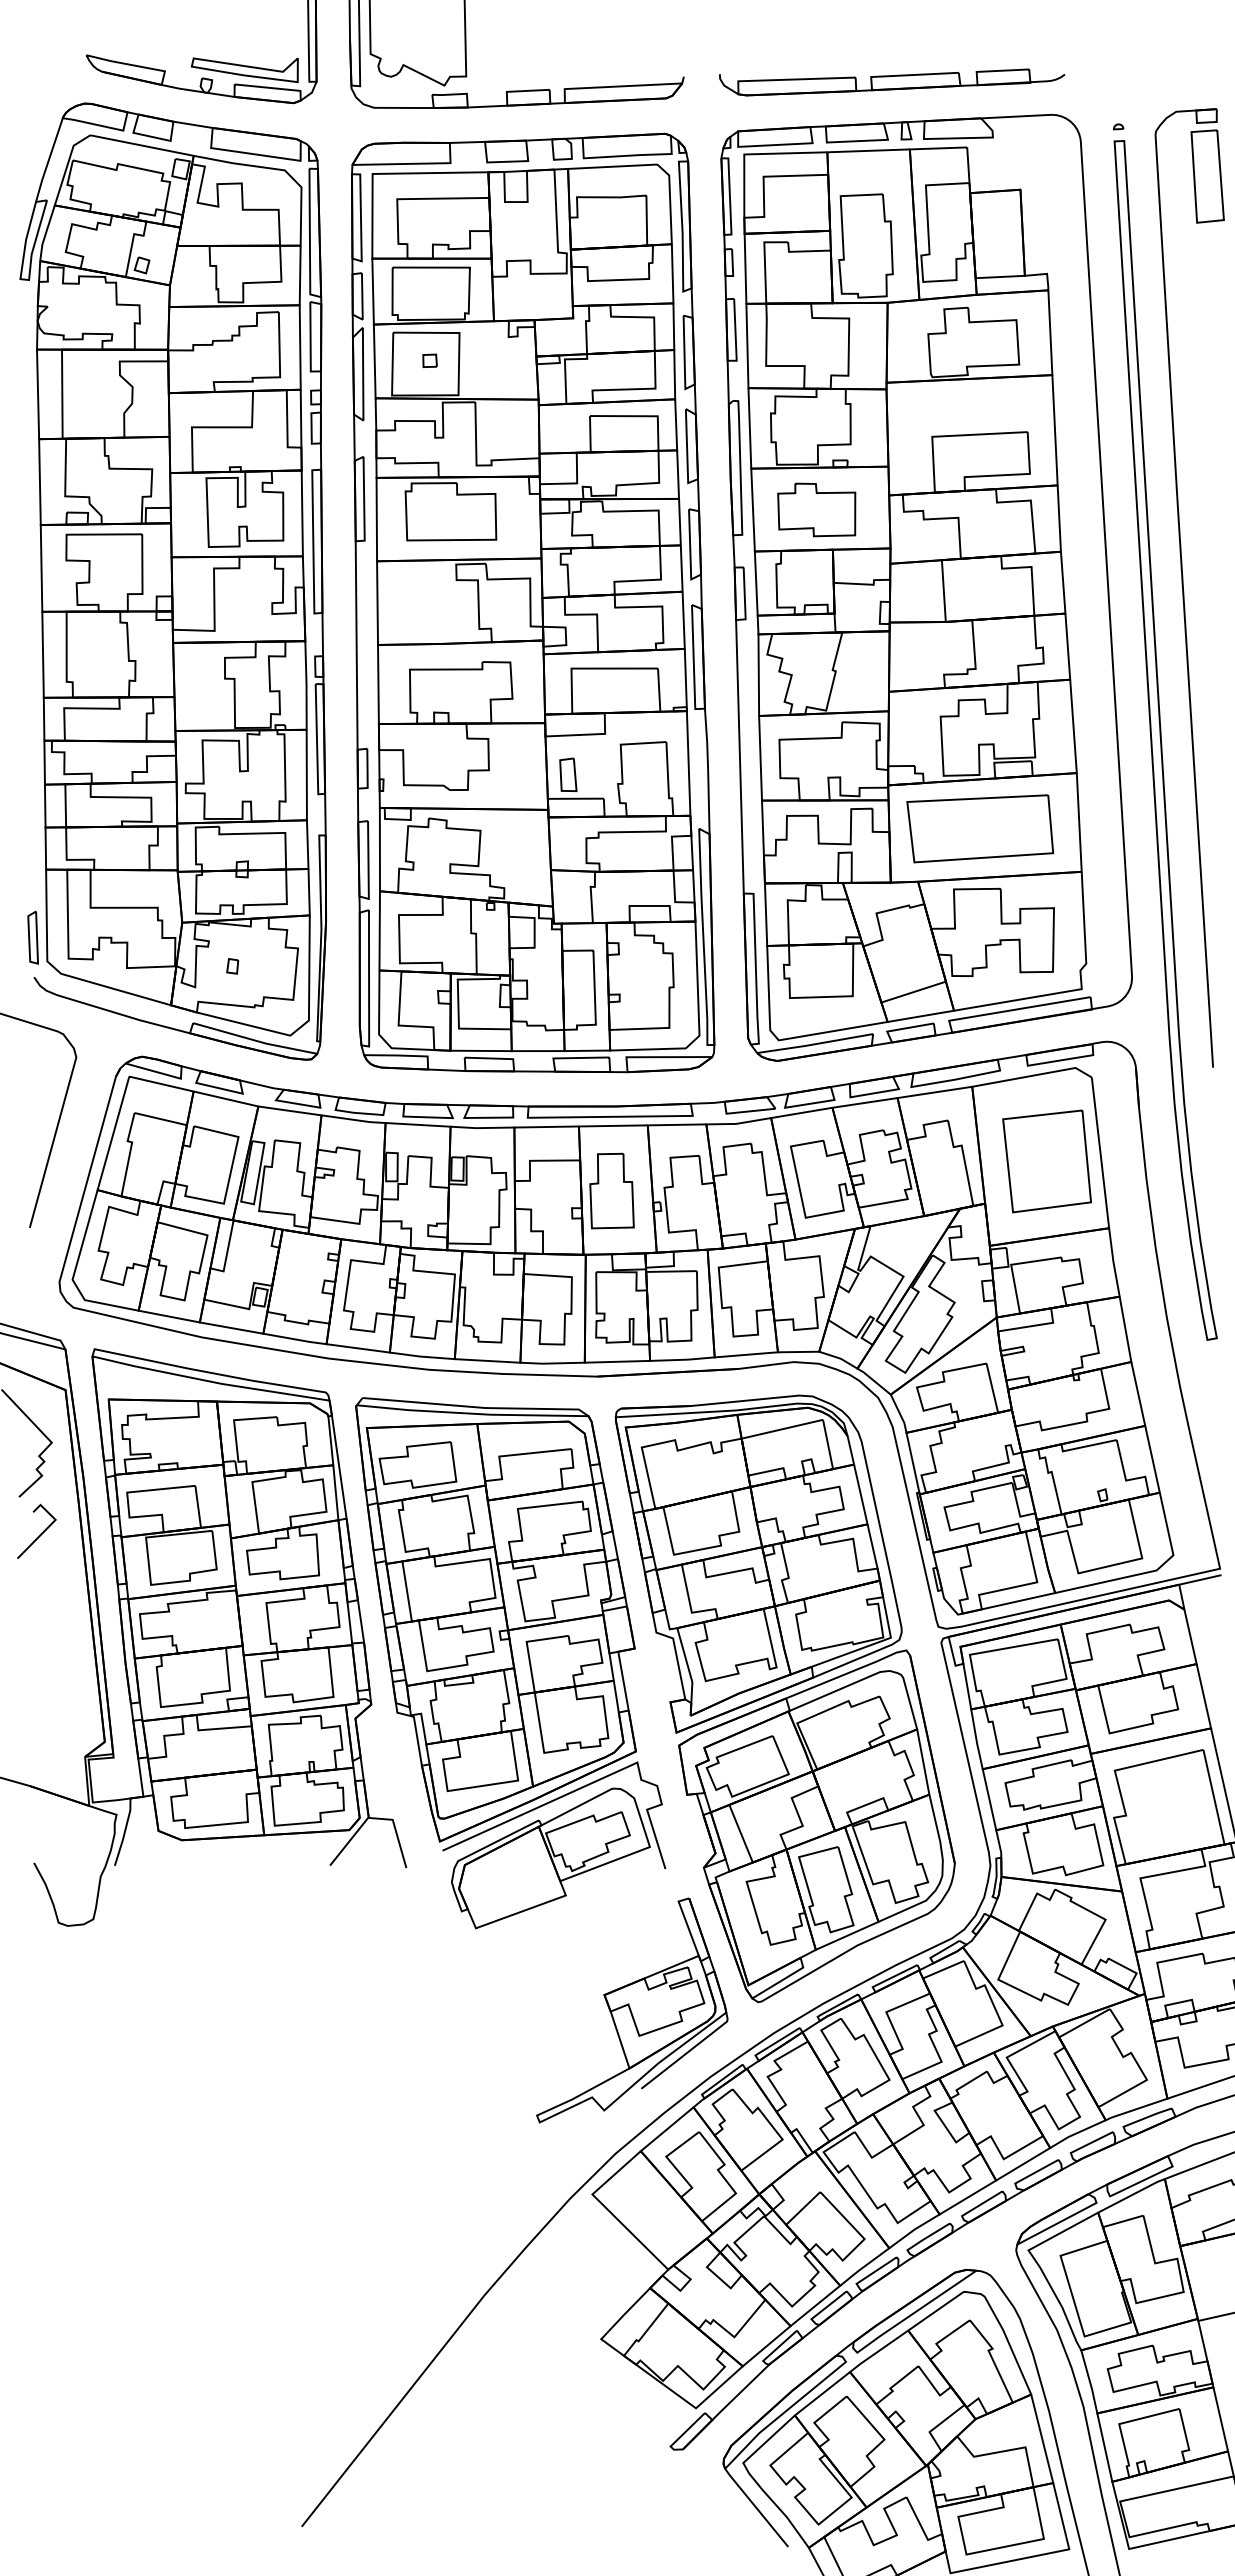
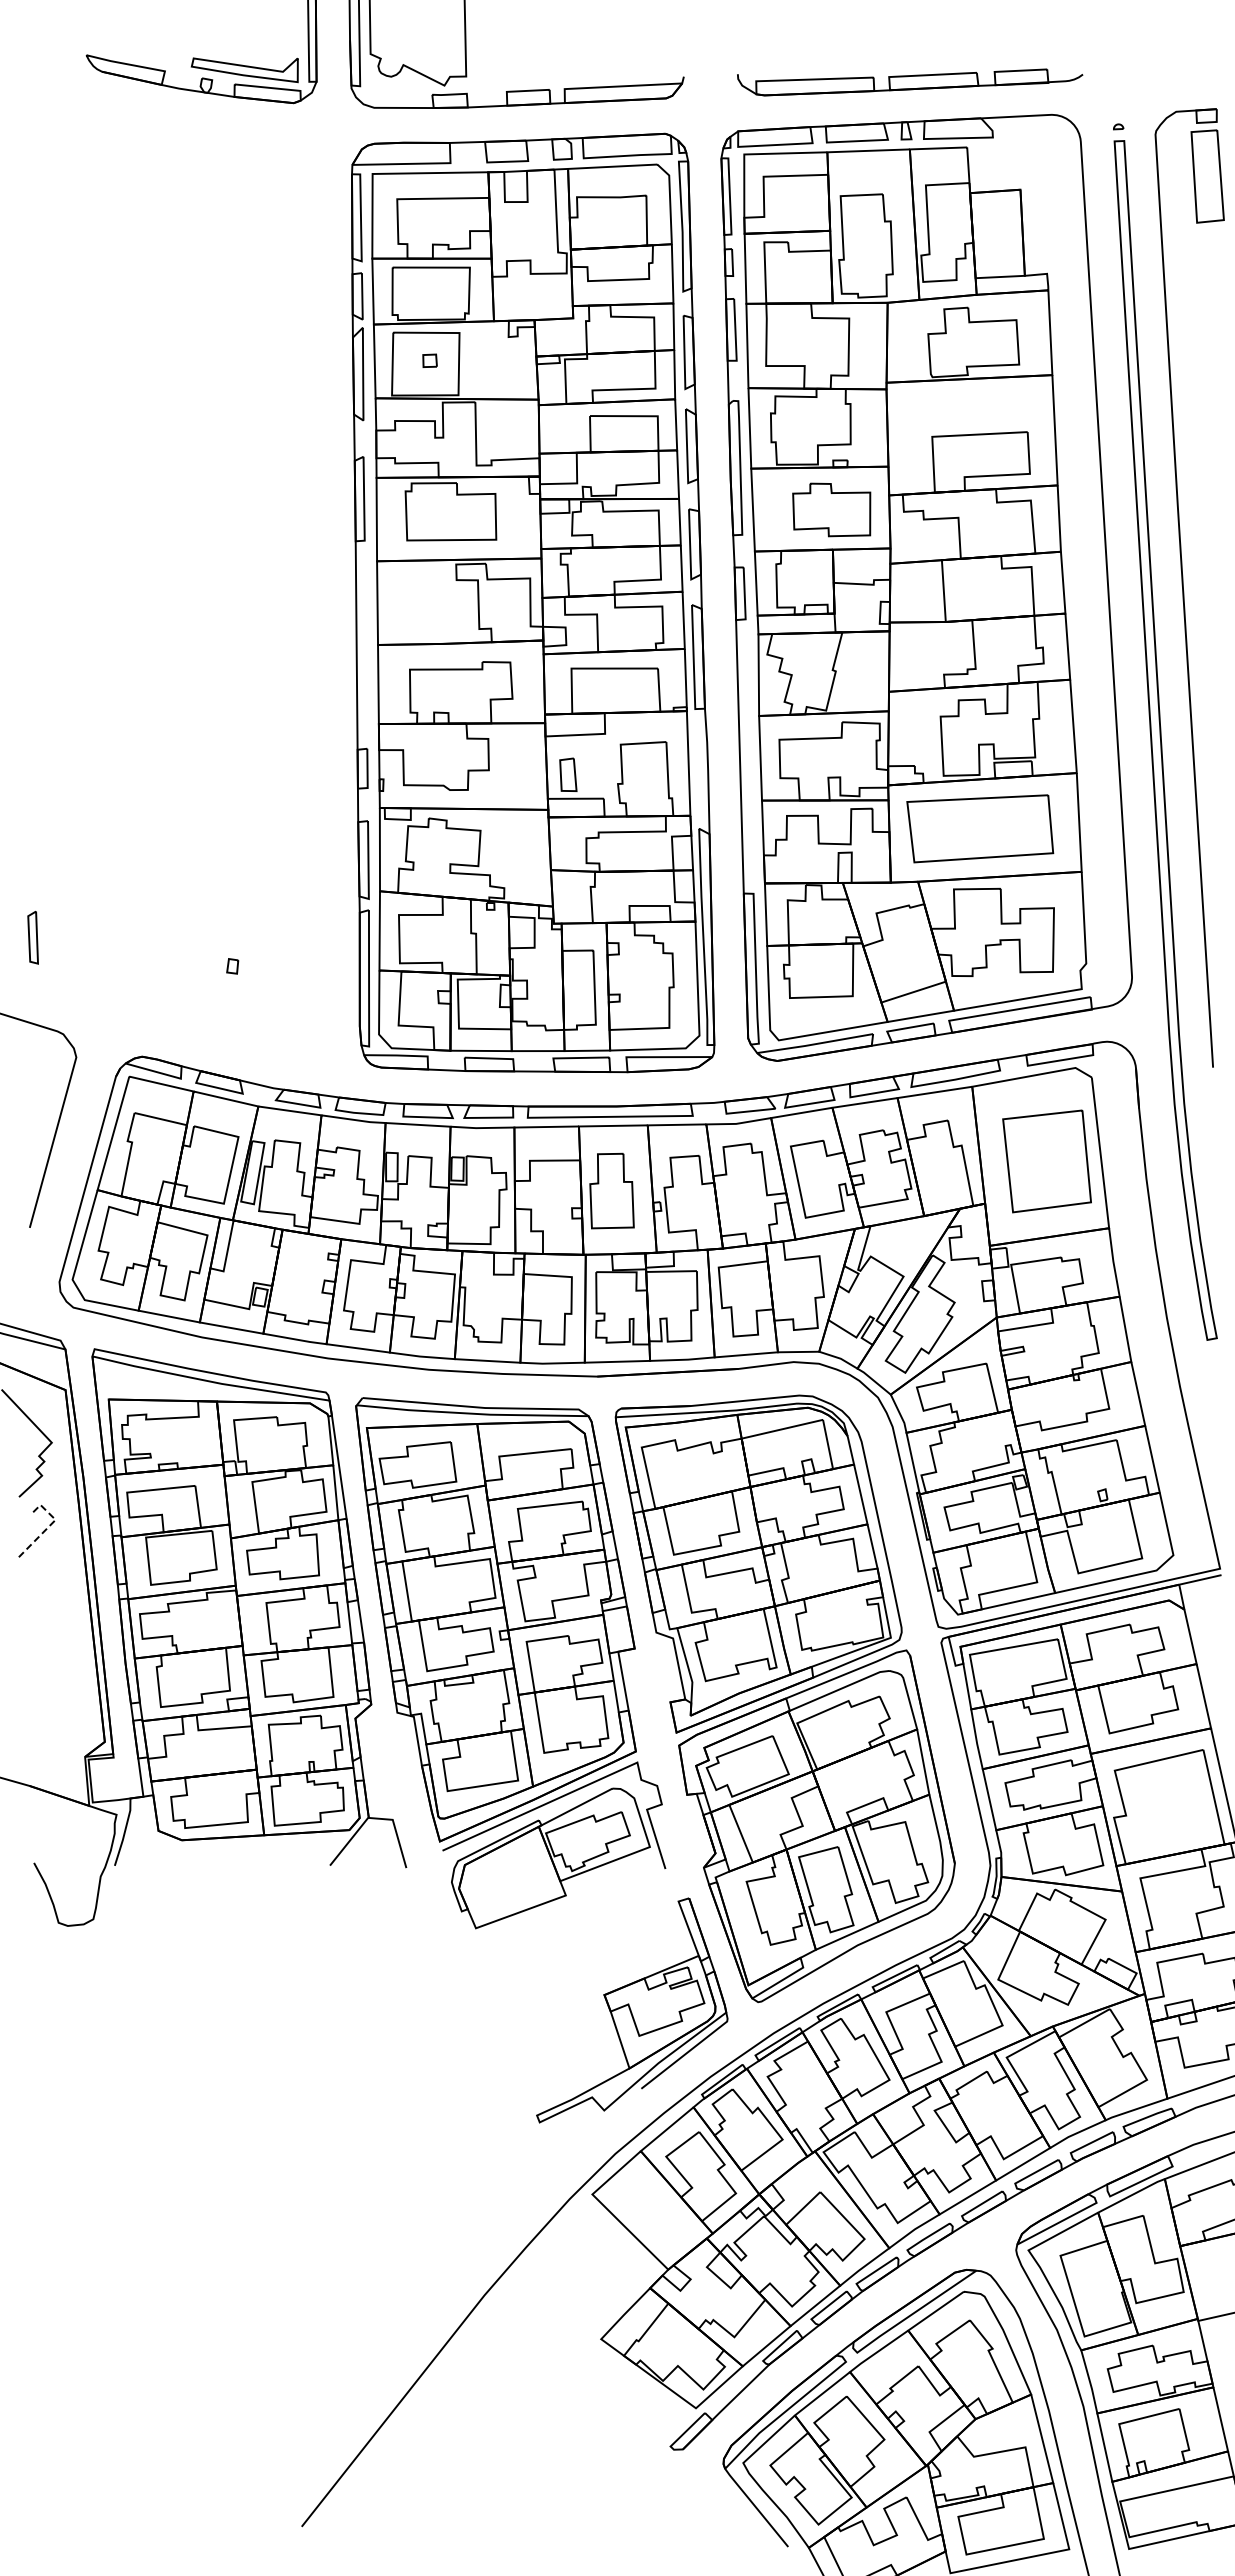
part position: (892, 82) -> (910, 82) (910, 82)
part position: (816, 509) -> (831, 509) (831, 509)
part: present -> none (172, 581)
line: solid -> dashed (48, 1526)
